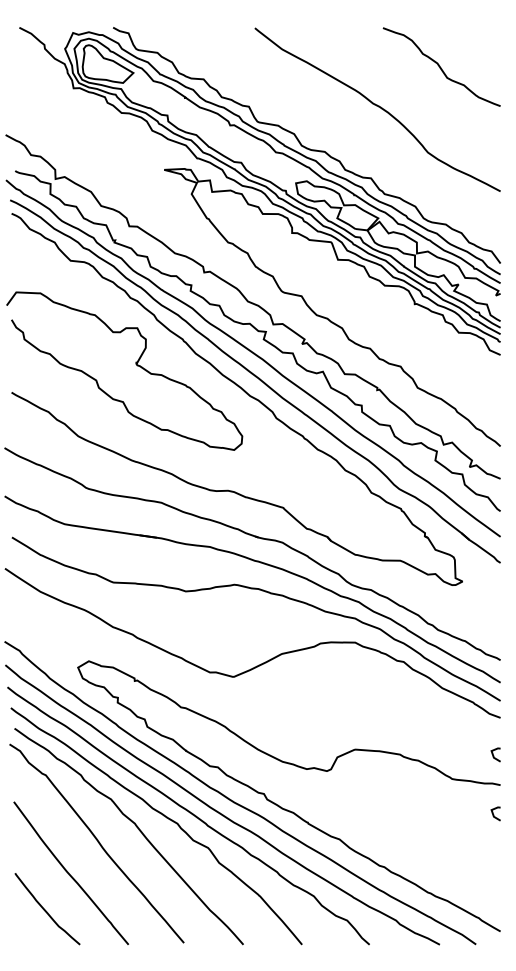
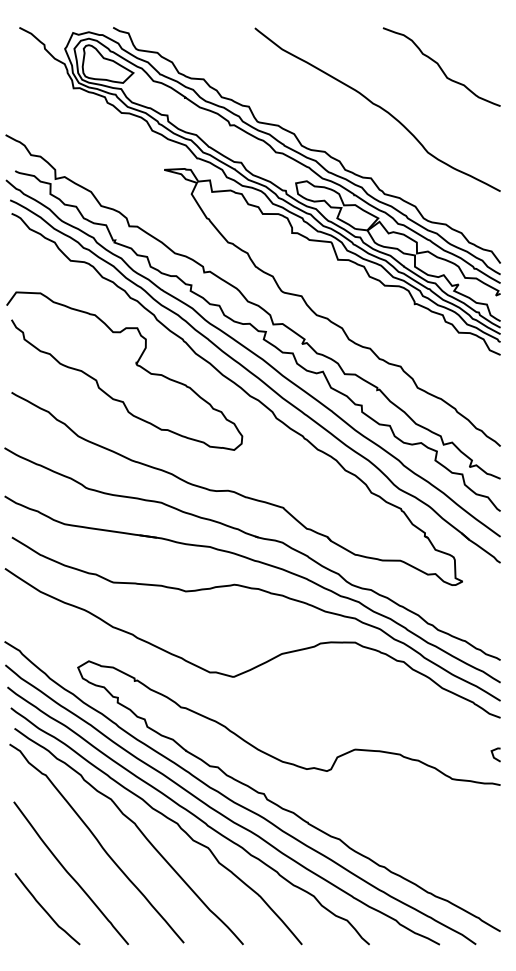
line: present -> none (494, 814)
